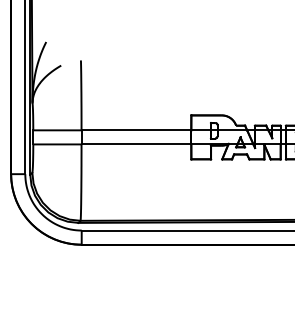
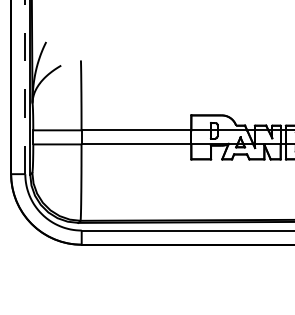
line: solid -> dashed (25, 87)
